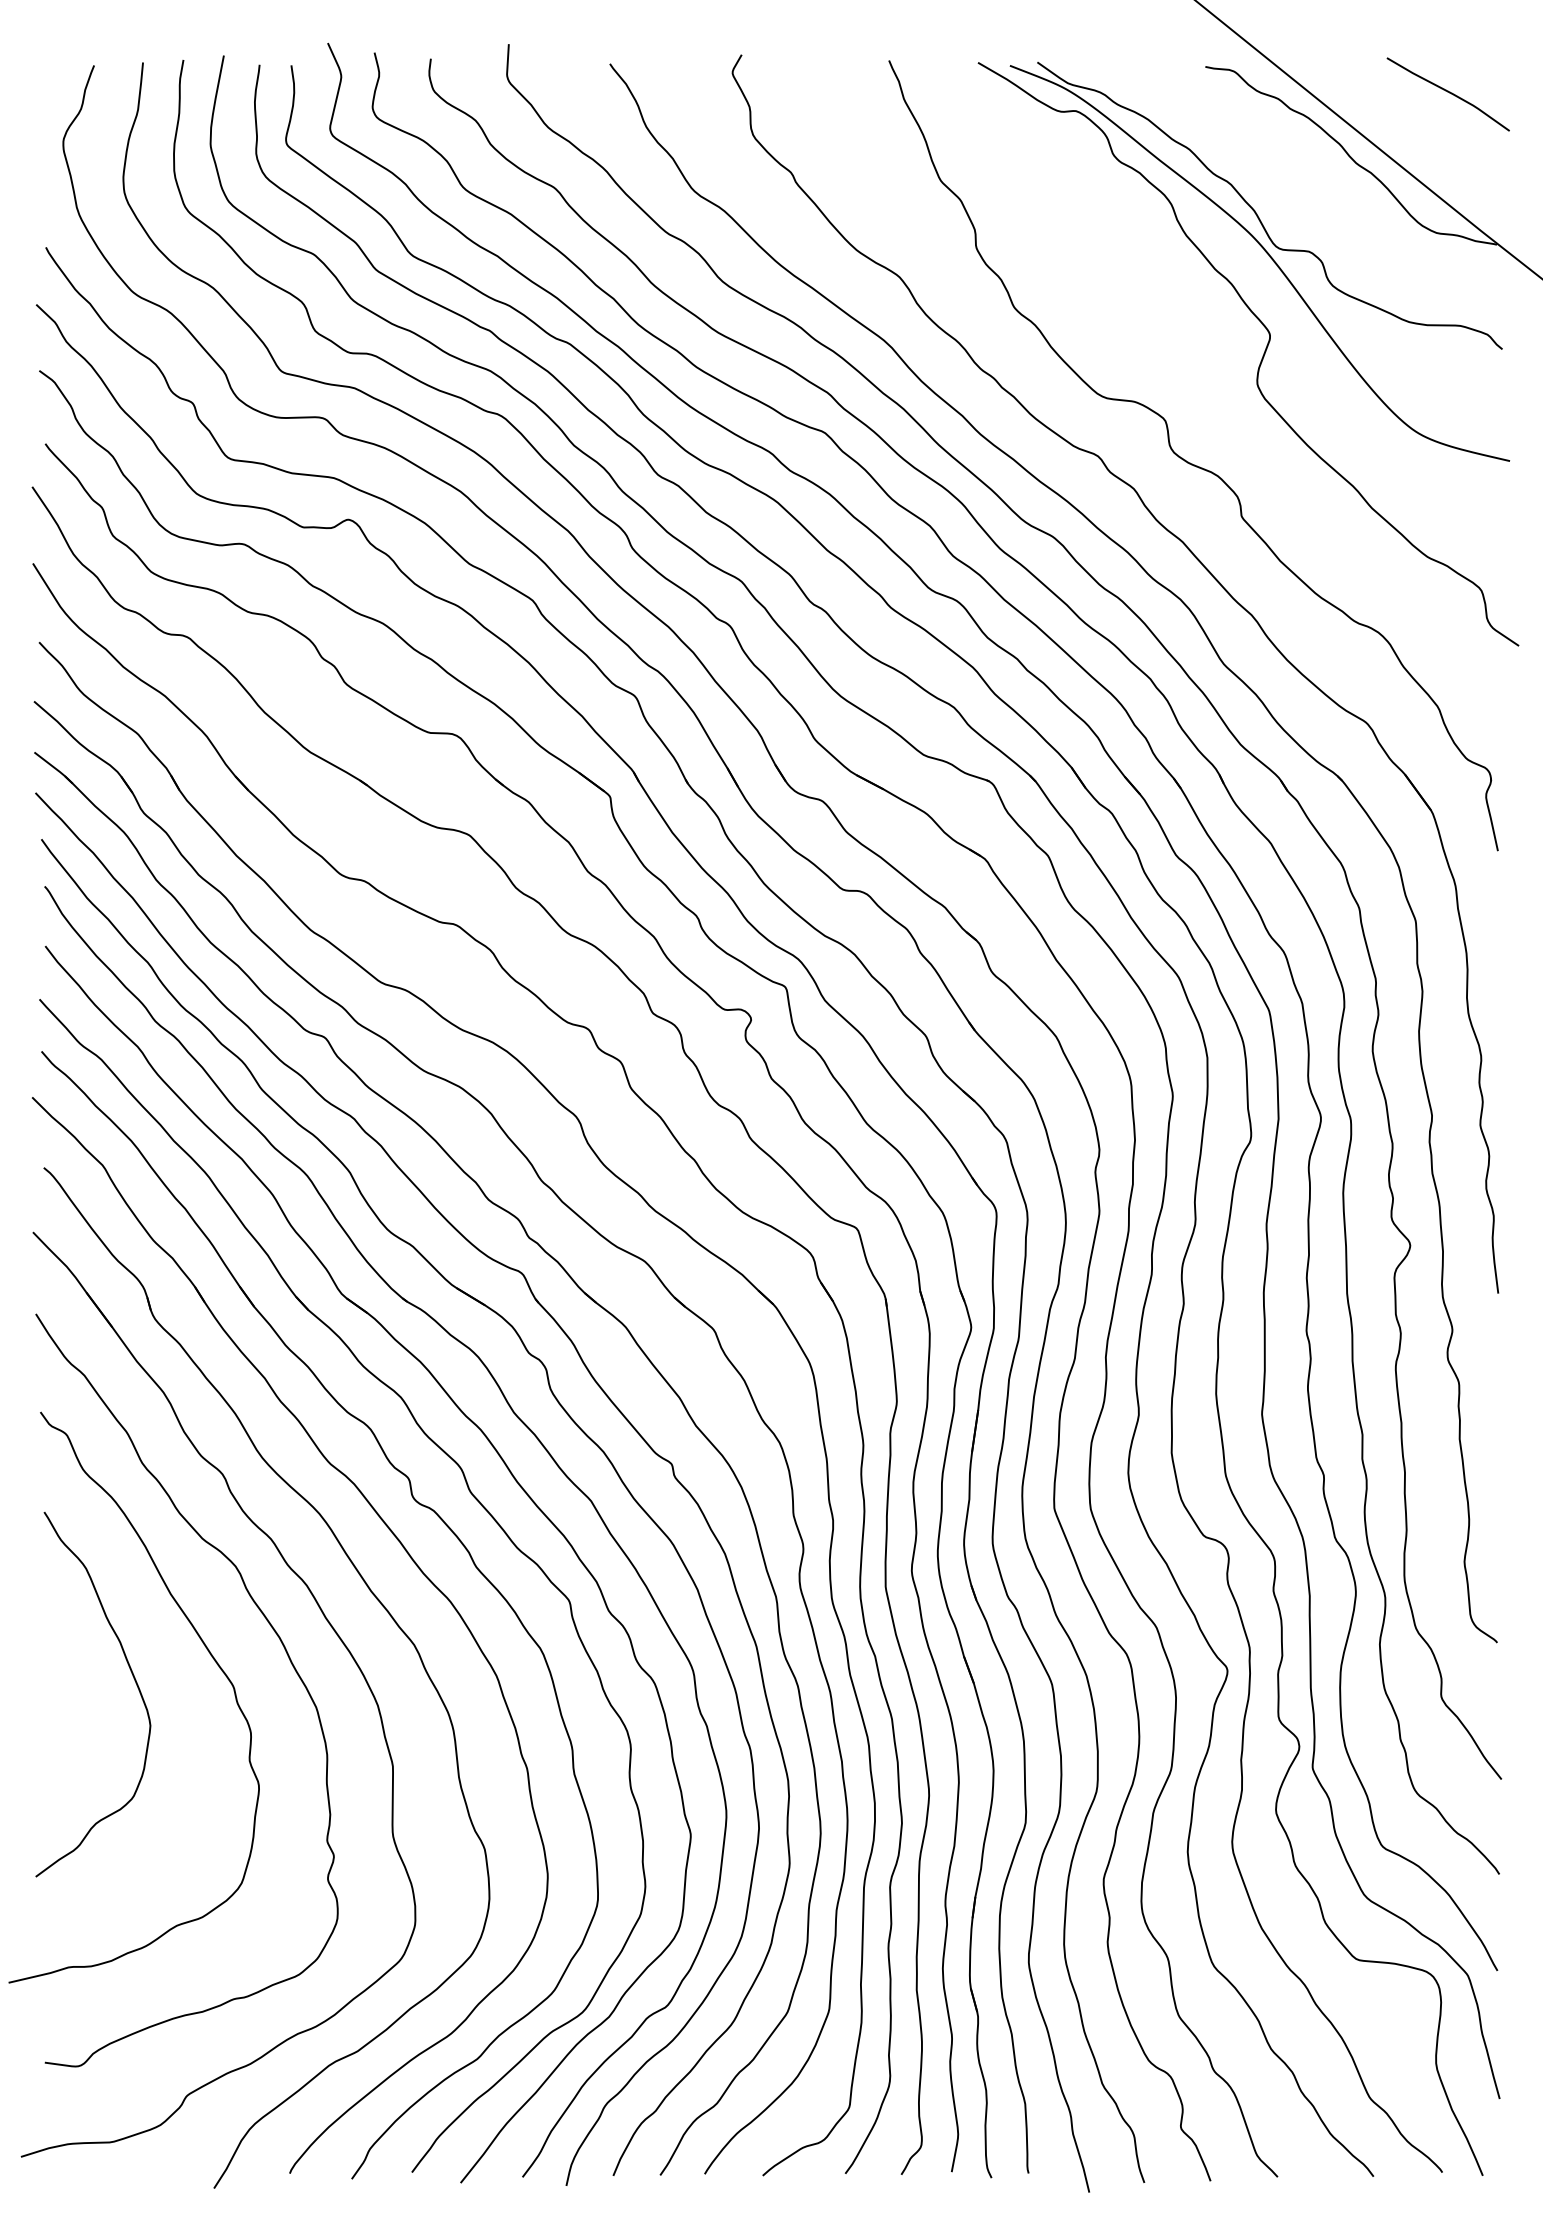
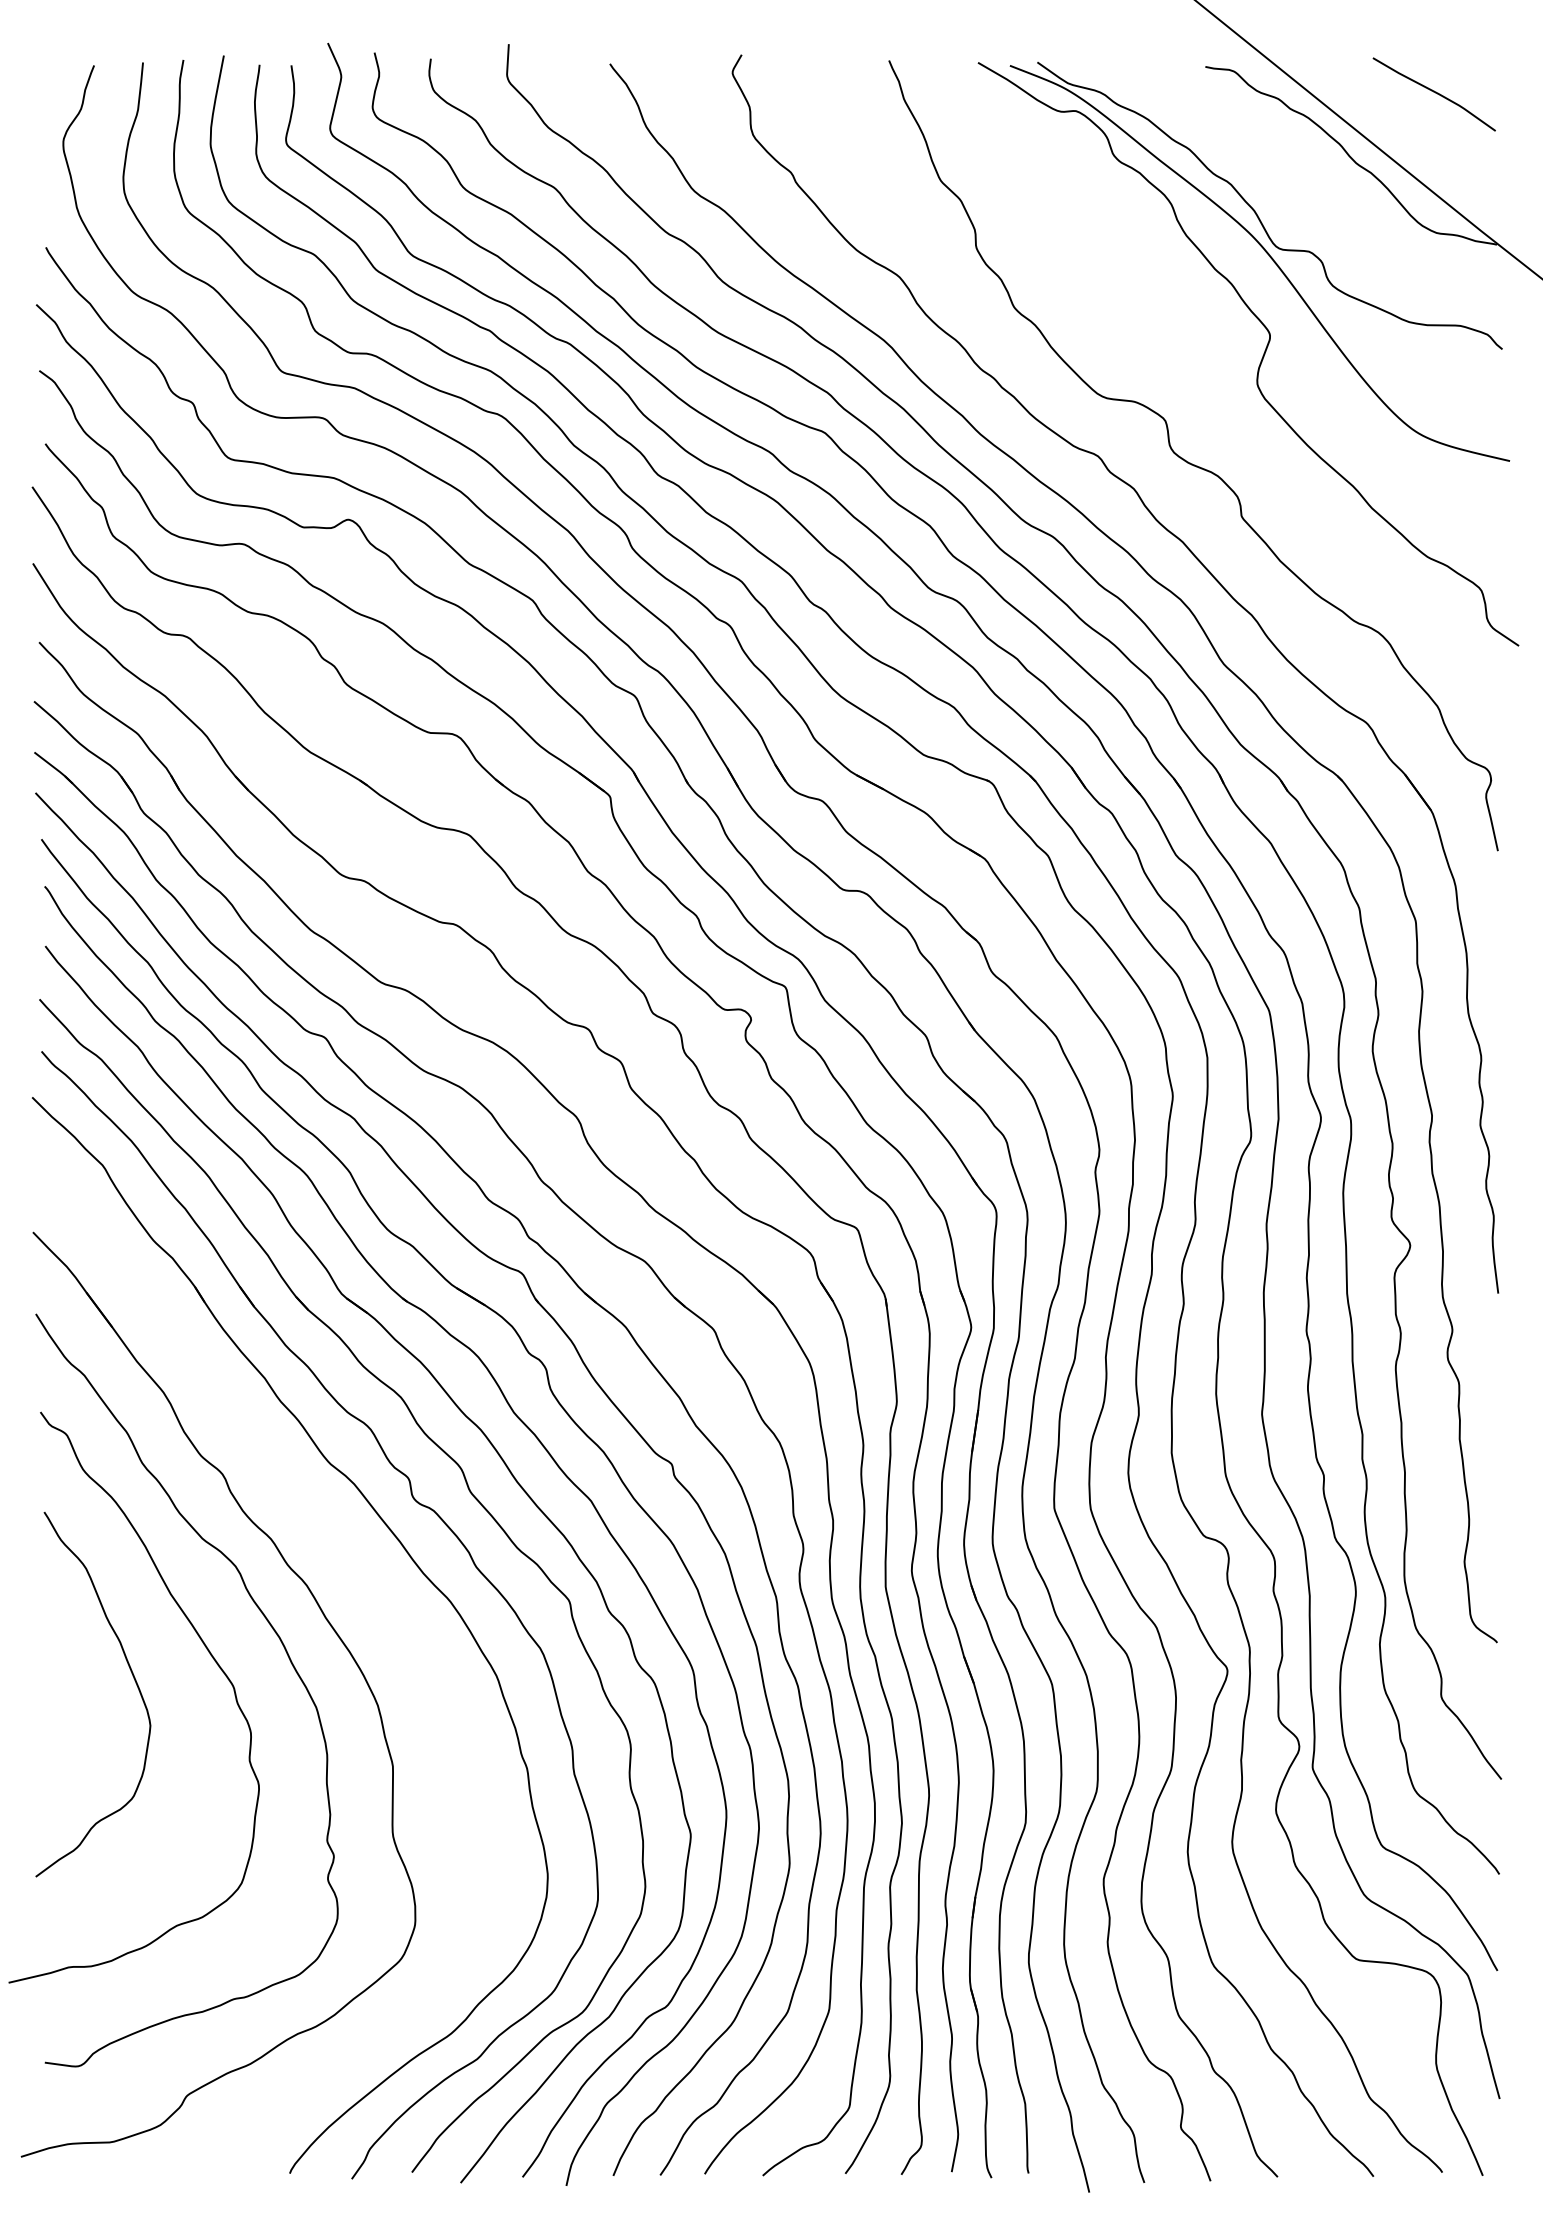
curve position: (1447, 92) -> (1433, 92) (1433, 92)
part: present -> none (371, 1593)
